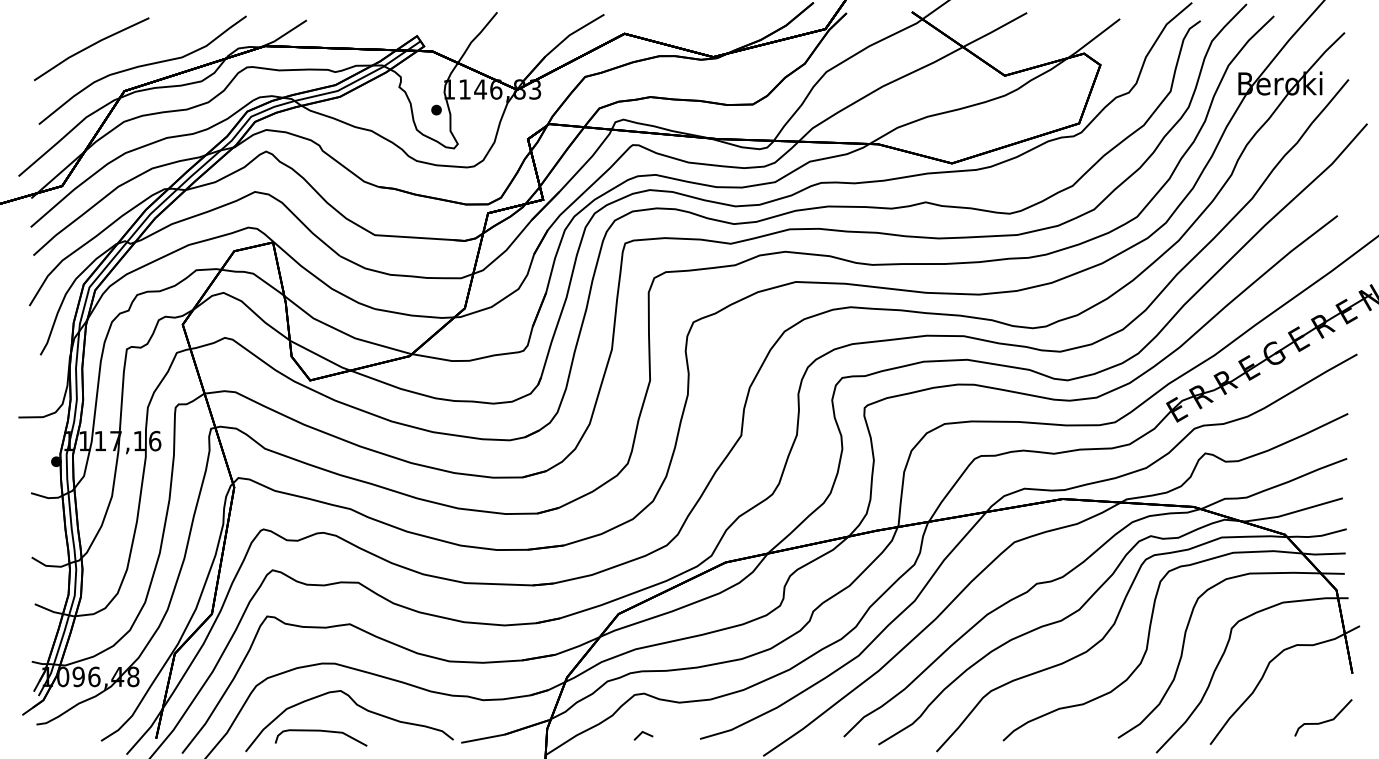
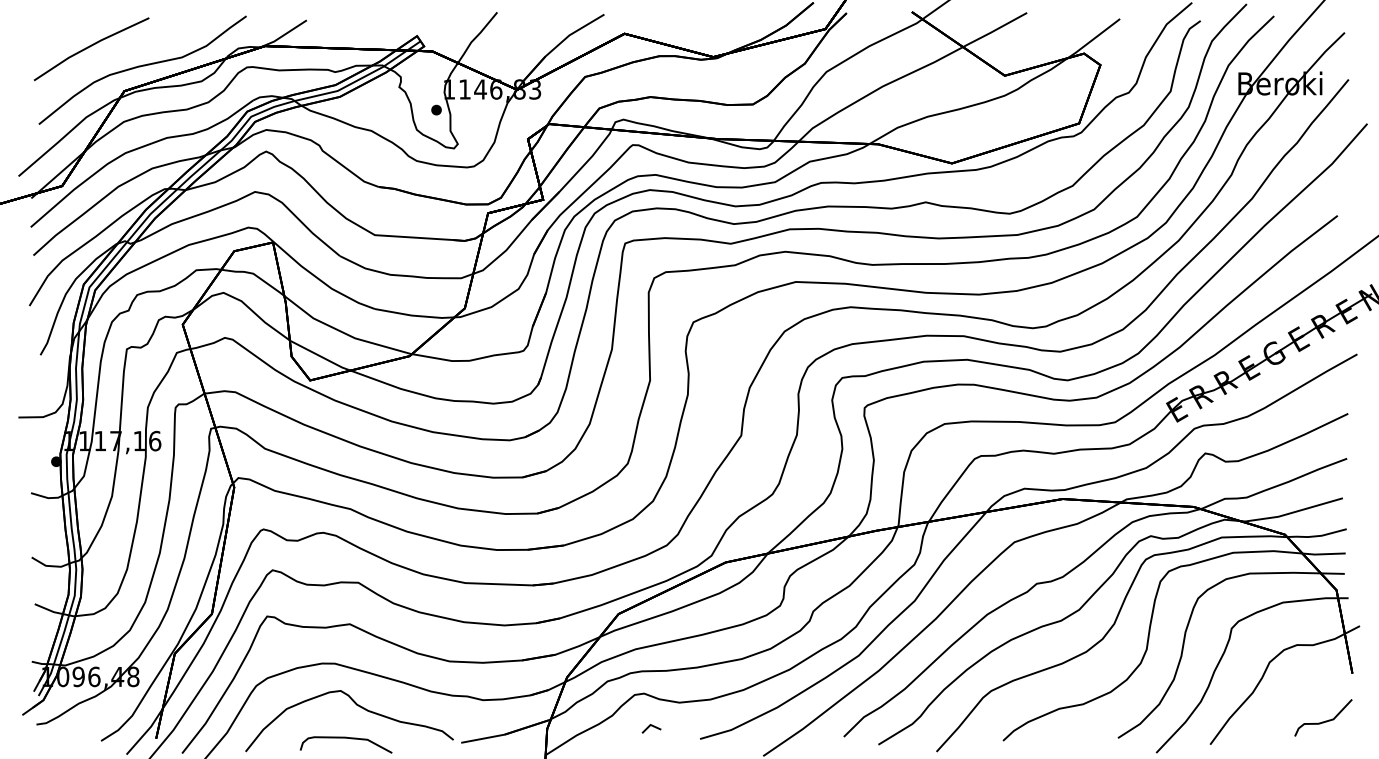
curve position: (320, 731) -> (345, 738) (345, 738)
line position: (643, 733) -> (651, 726) (651, 726)
